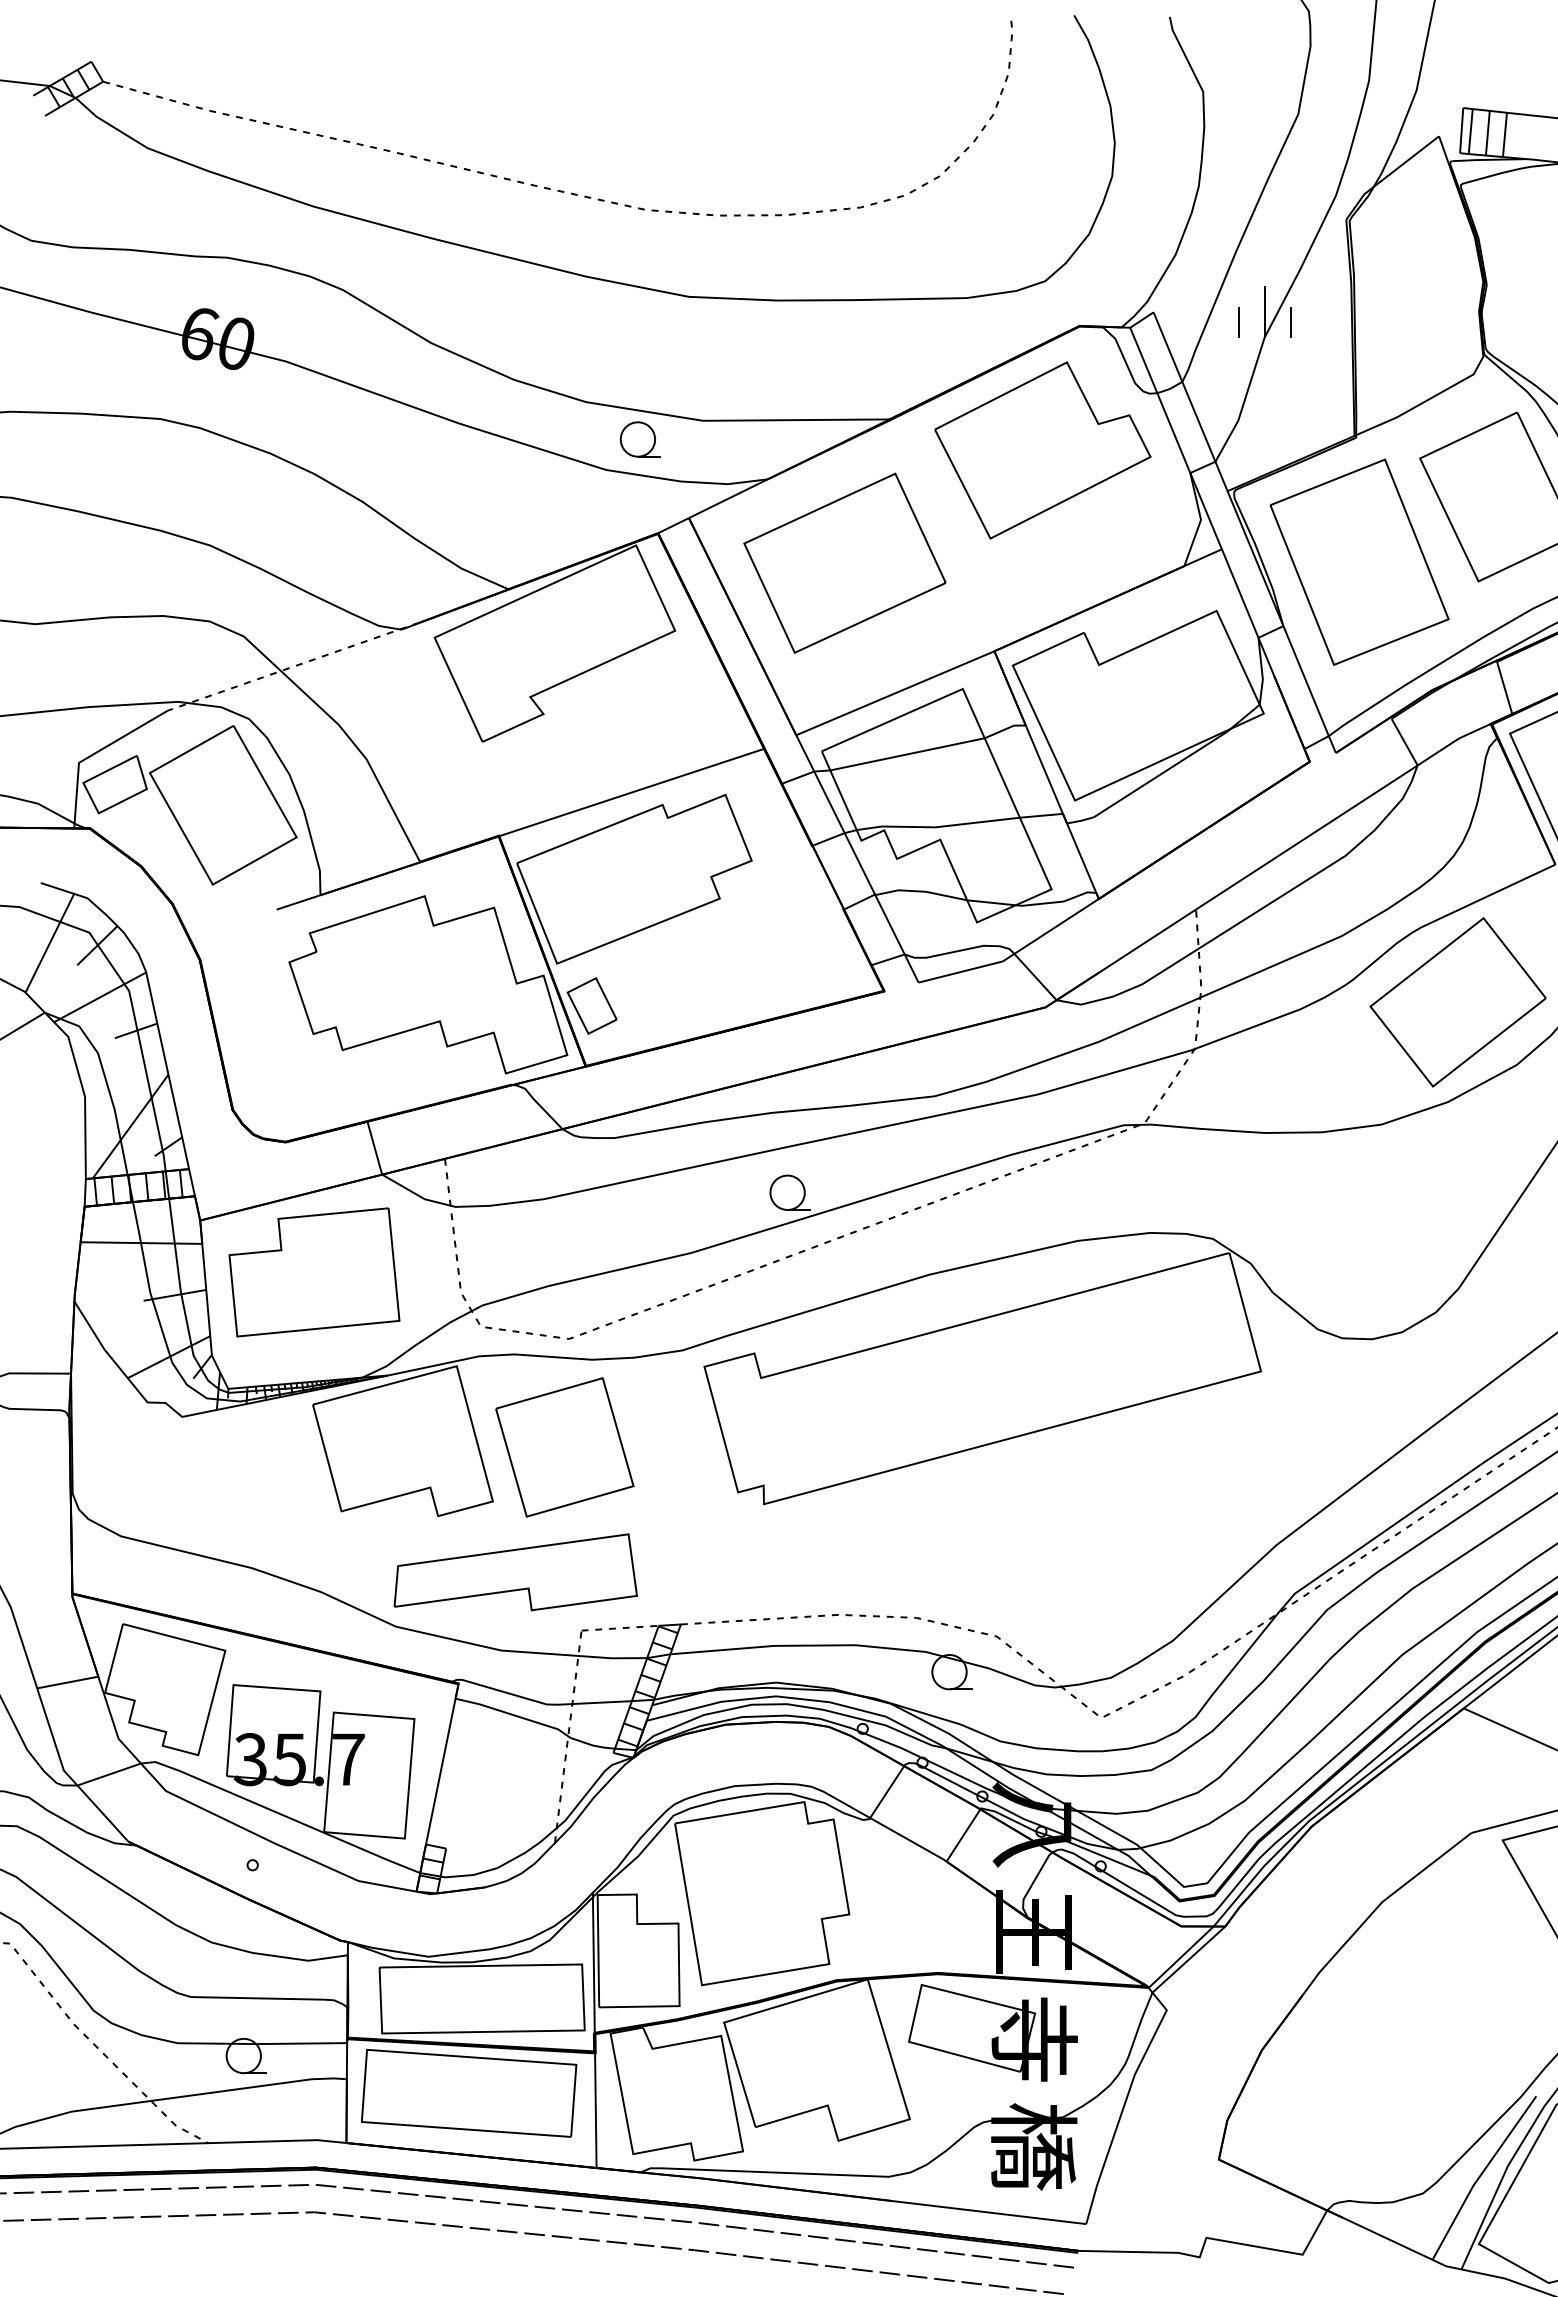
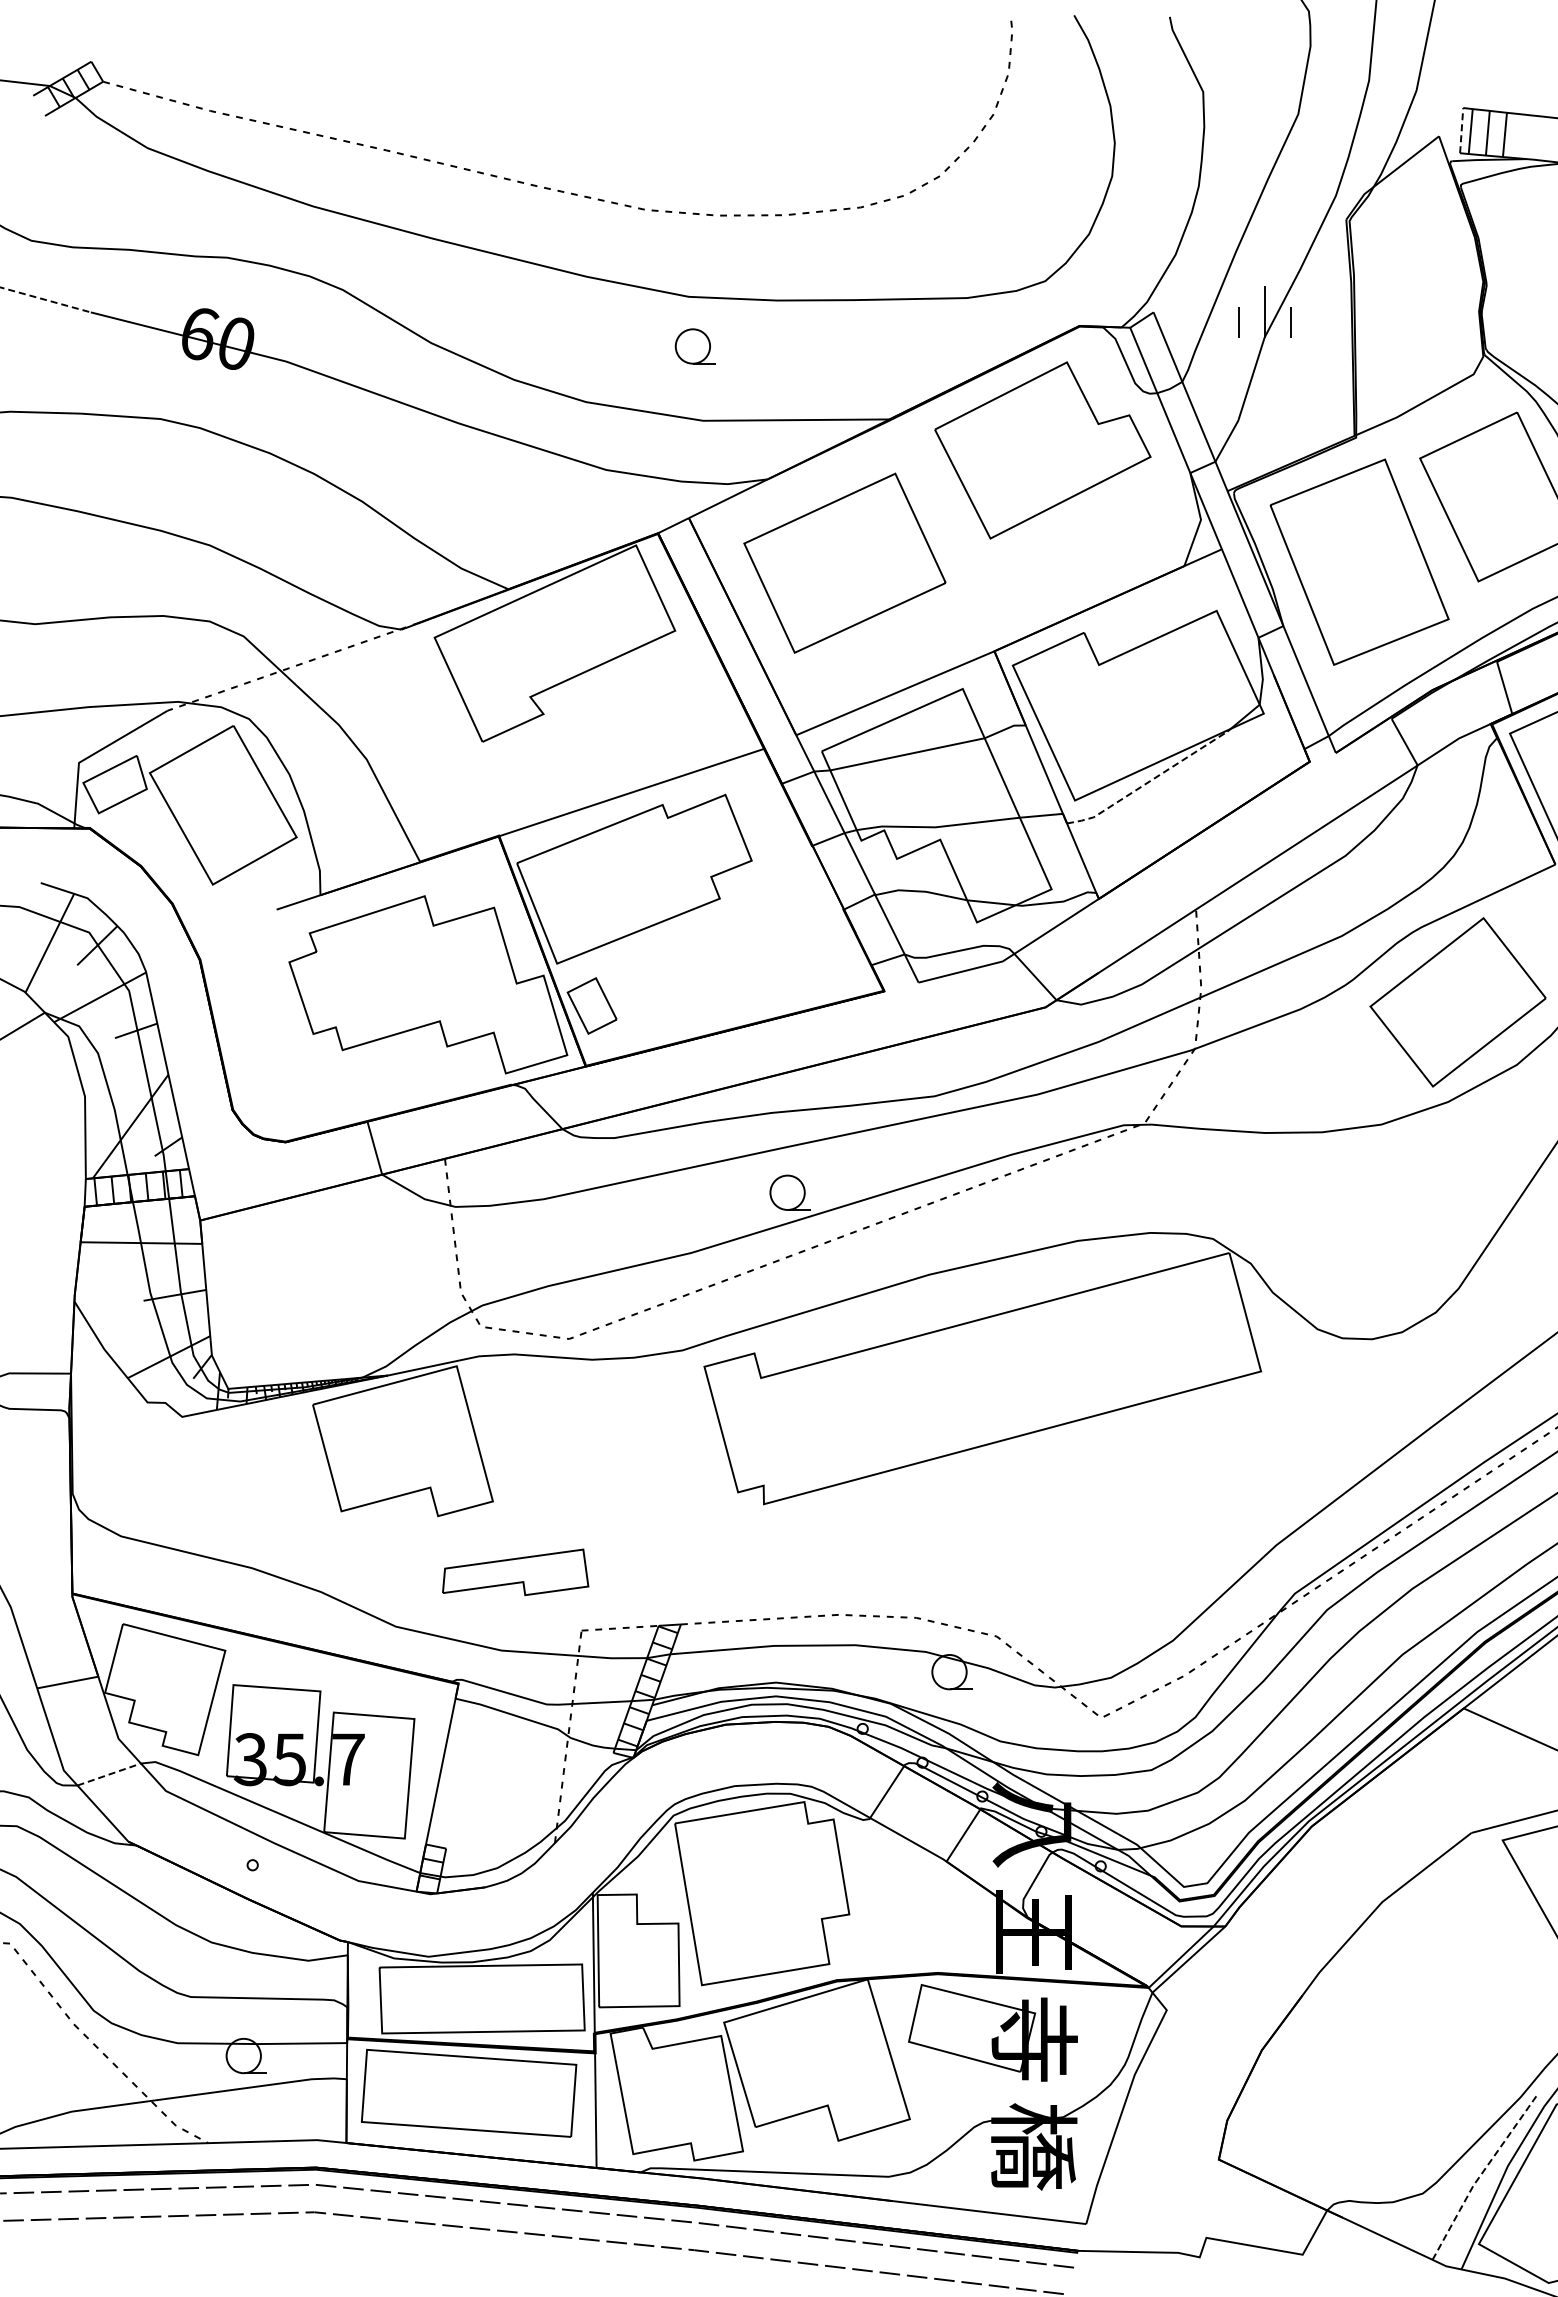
line: solid -> dashed (1461, 130)
line: solid -> dashed (45, 299)
part position: (639, 439) -> (694, 346) (694, 346)
line: solid -> dashed (1148, 782)
part: present -> none (314, 1272)
part: present -> none (564, 1447)
part size: 245x79 px -> 148x49 px (515, 1572)
line: solid -> dashed (109, 1774)
line: solid -> dashed (1480, 2175)
